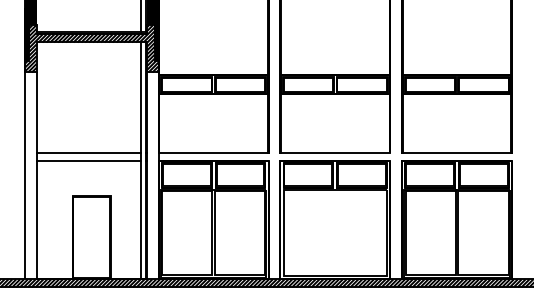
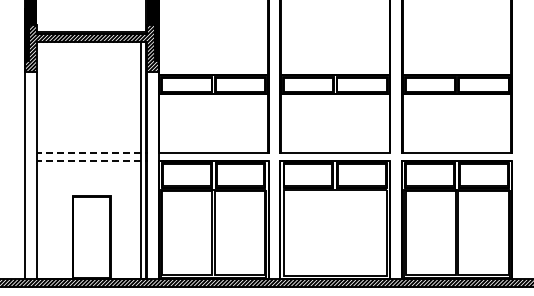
line: present -> none (141, 17)
line: solid -> dashed (88, 152)
line: solid -> dashed (88, 160)
